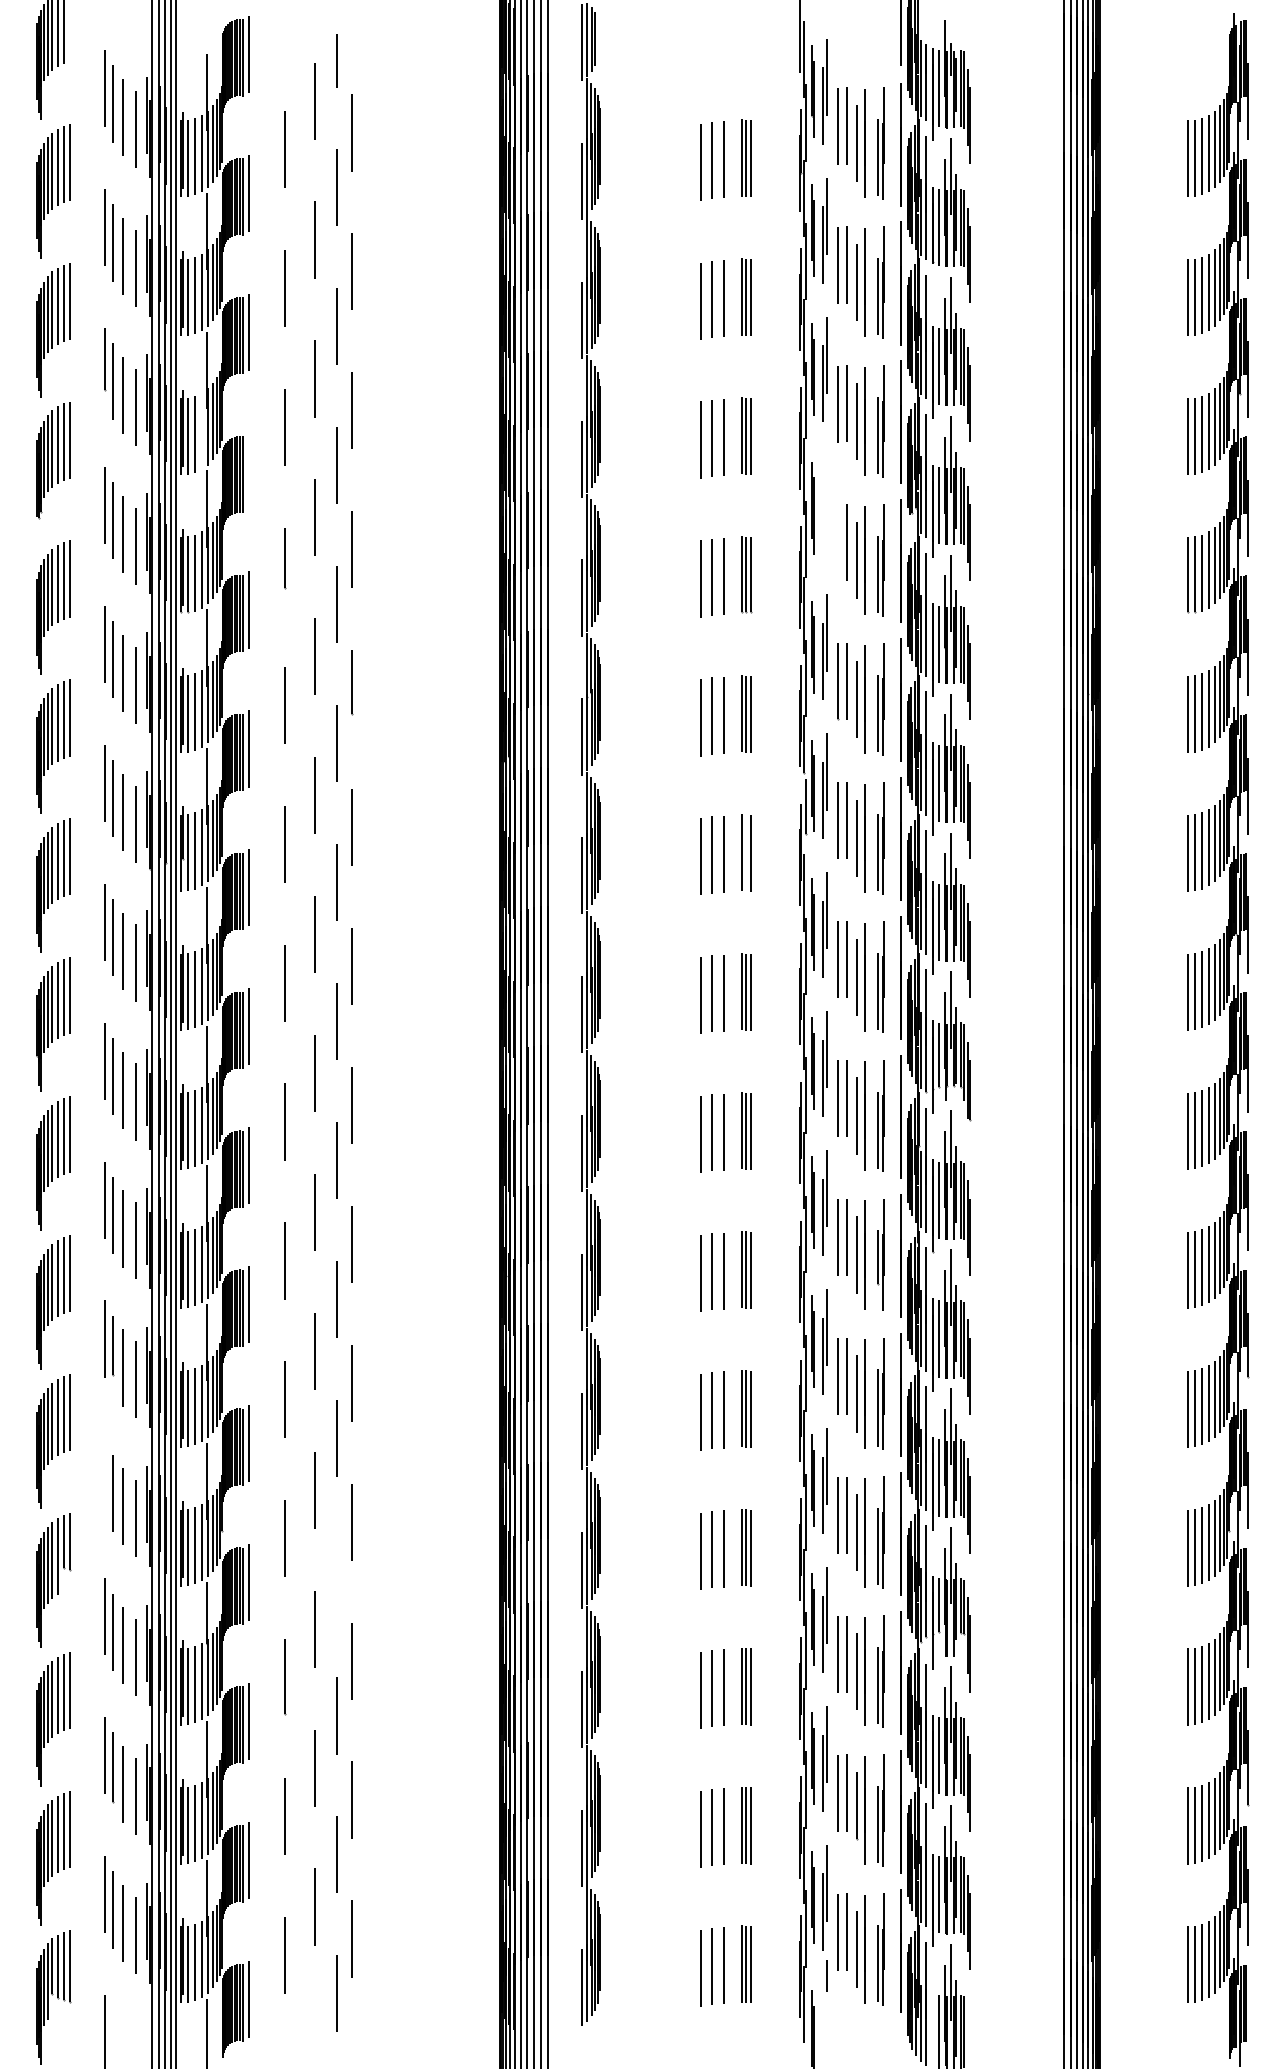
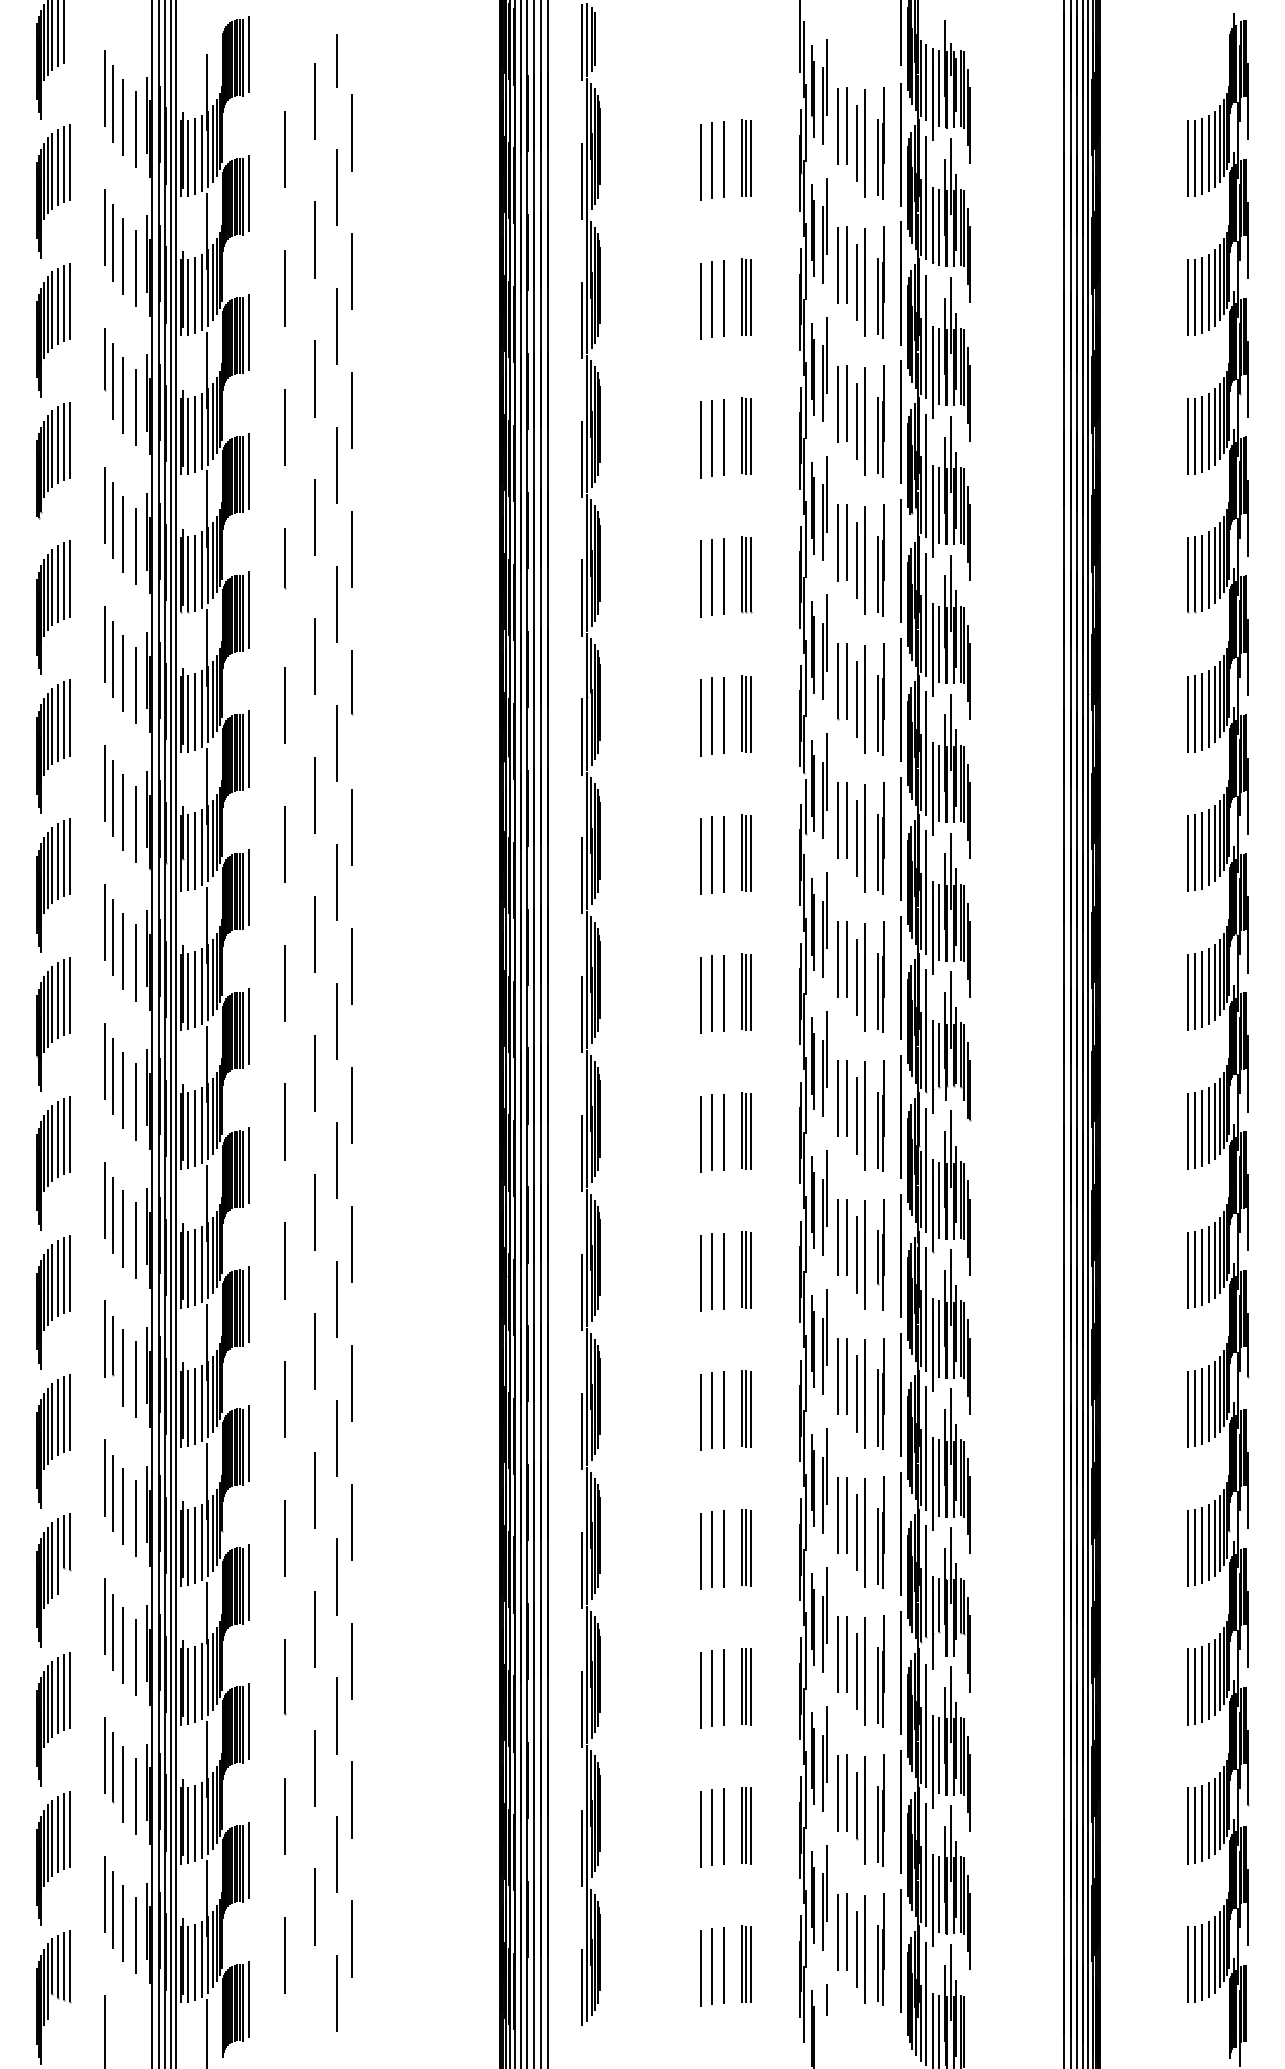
line: none -> present (201, 430)
line: none -> present (248, 470)
part: none -> present (824, 508)
line: none -> present (838, 542)
line: none -> present (746, 852)
line: none -> present (104, 1477)
line: none -> present (336, 1576)
line position: (826, 1975) -> (826, 1999) (826, 1999)
line: none -> present (932, 2028)
